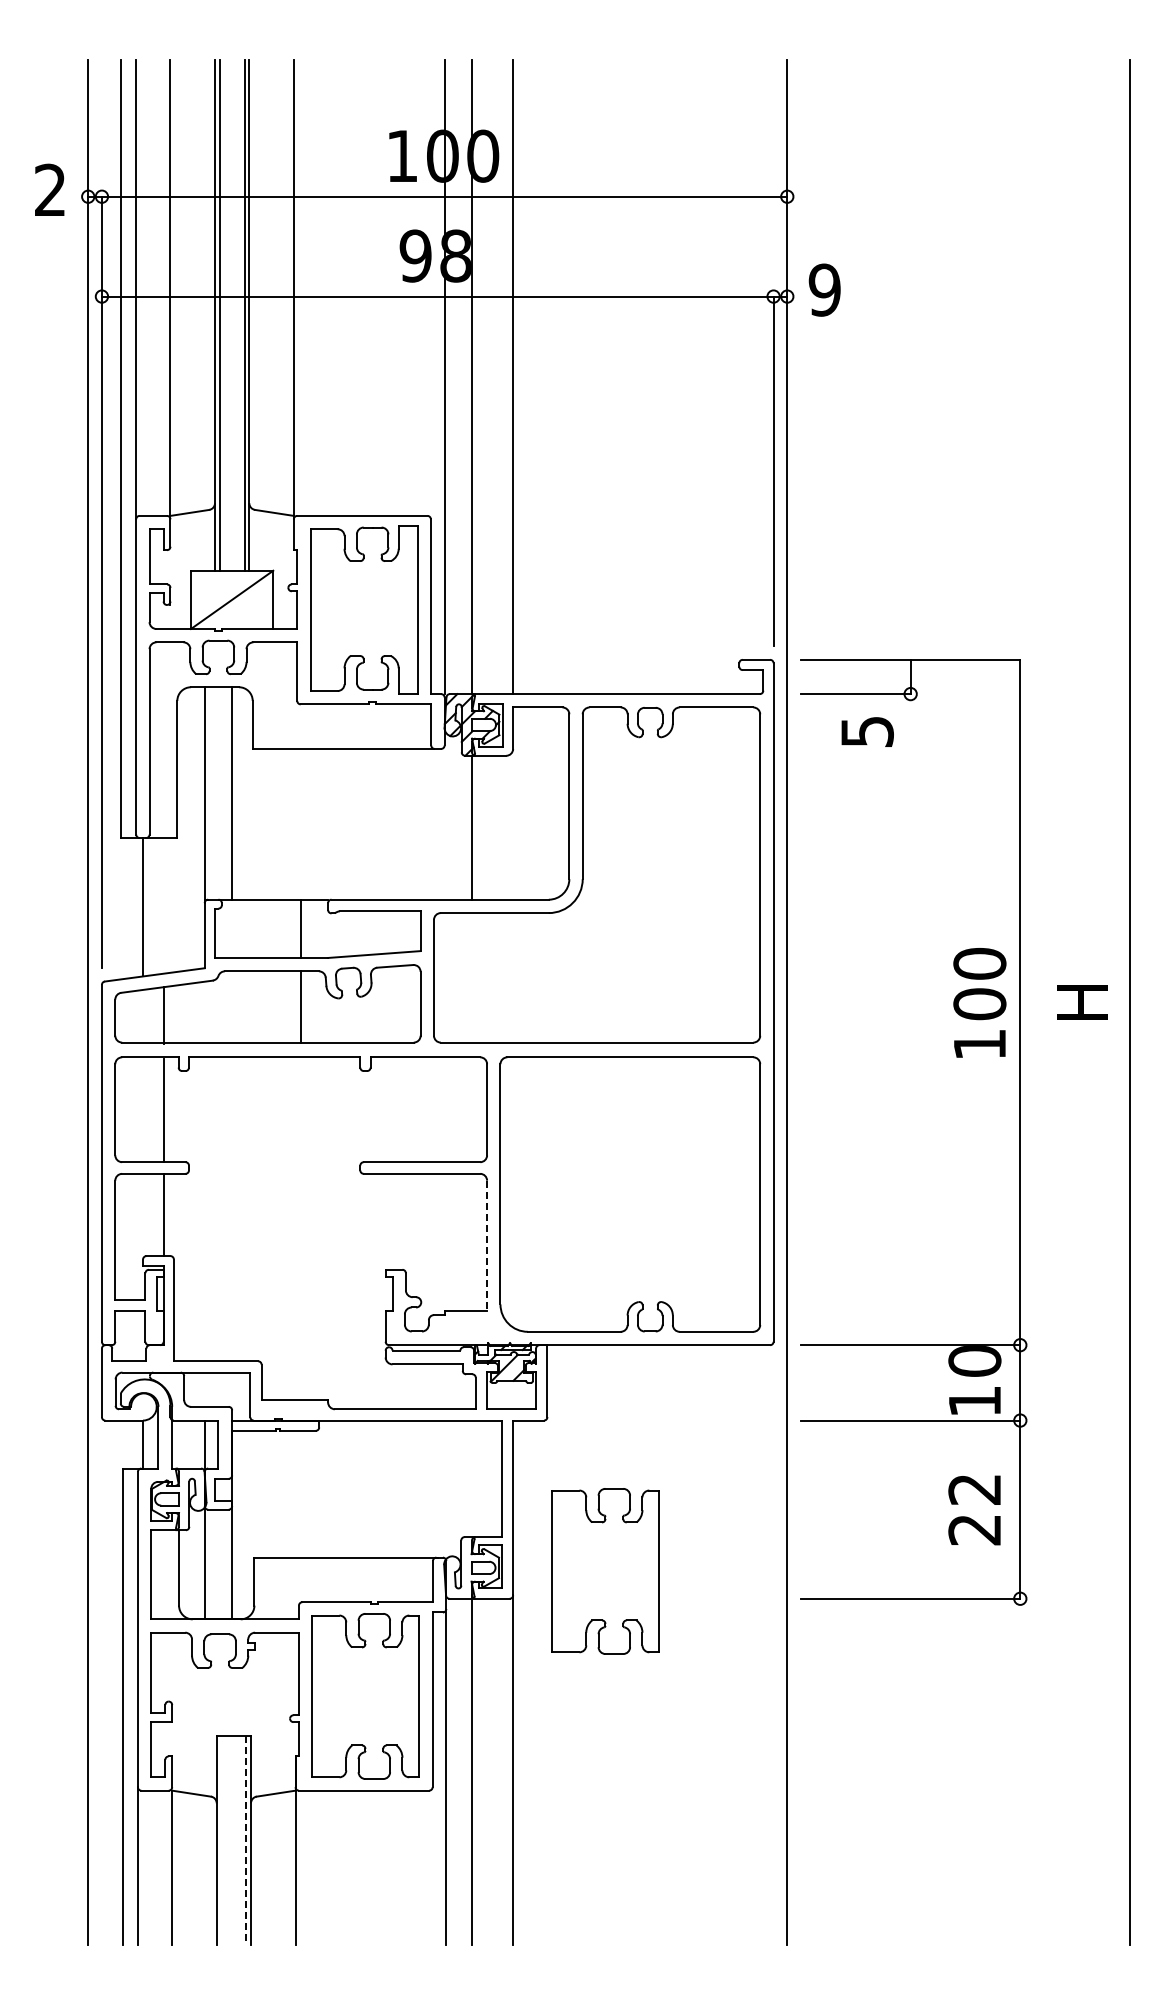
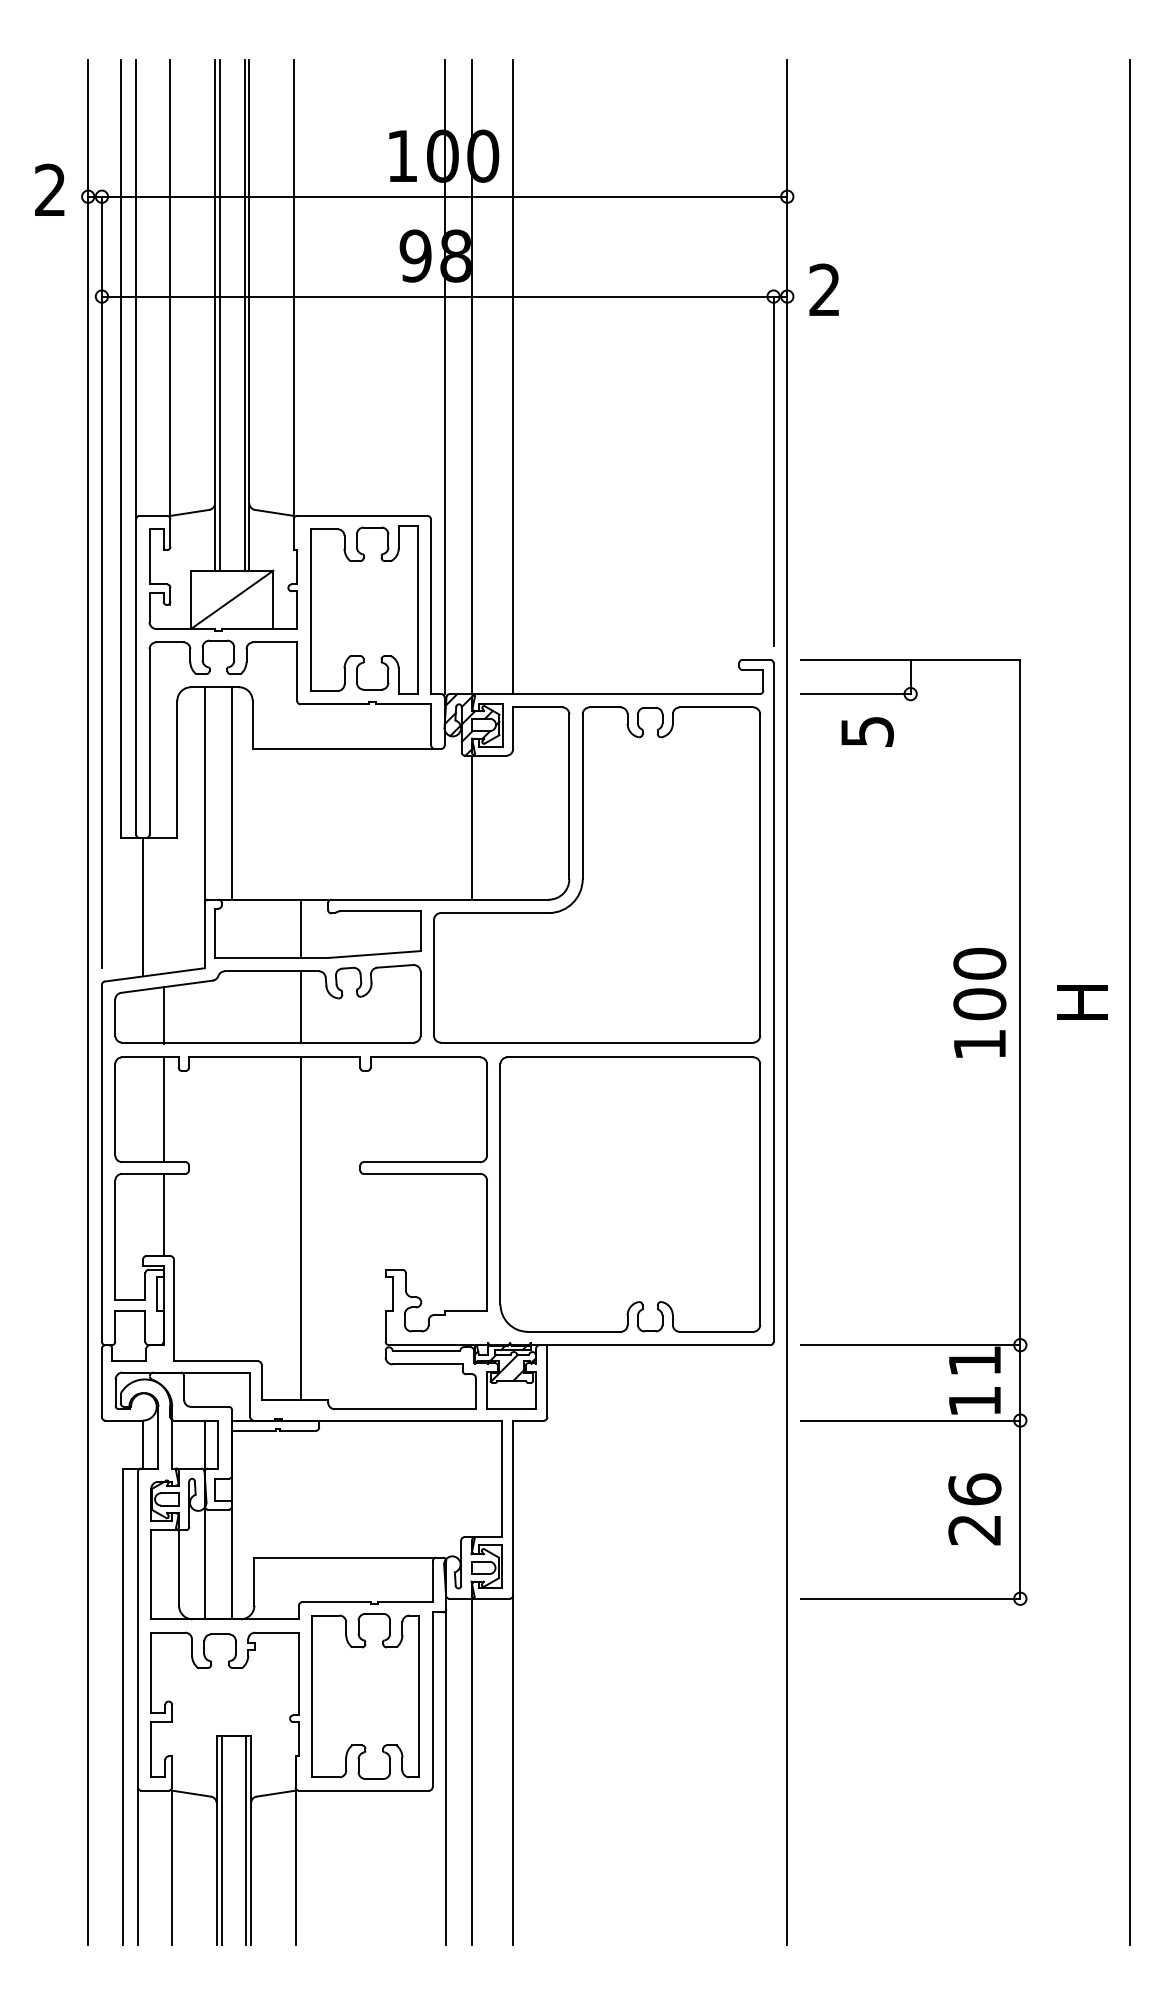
text: 9 -> 2 (824, 289)
line: none -> present (300, 1228)
line: dashed -> solid (487, 1246)
text: 10 -> 11 (974, 1361)
text: 22 -> 26 (974, 1489)
part: present -> none (605, 1571)
line: none -> present (221, 1839)
line: dashed -> solid (246, 1840)
